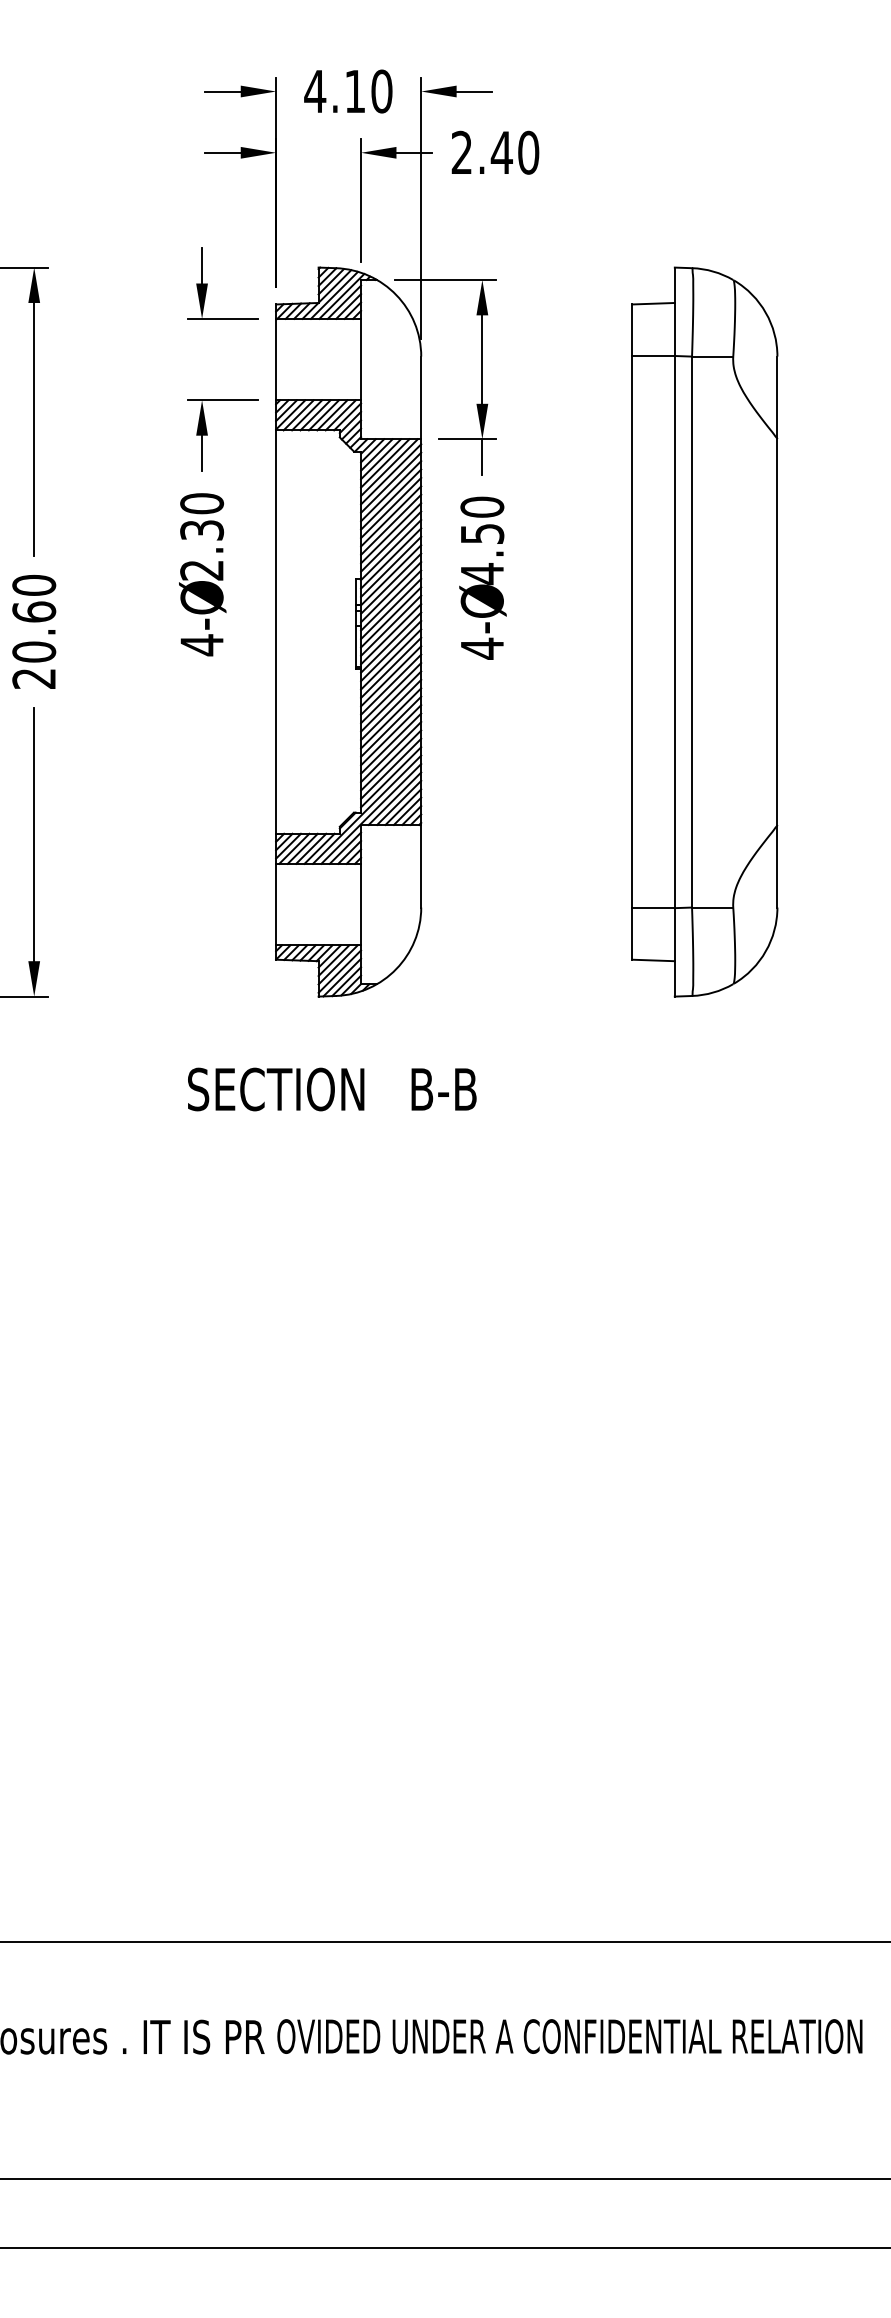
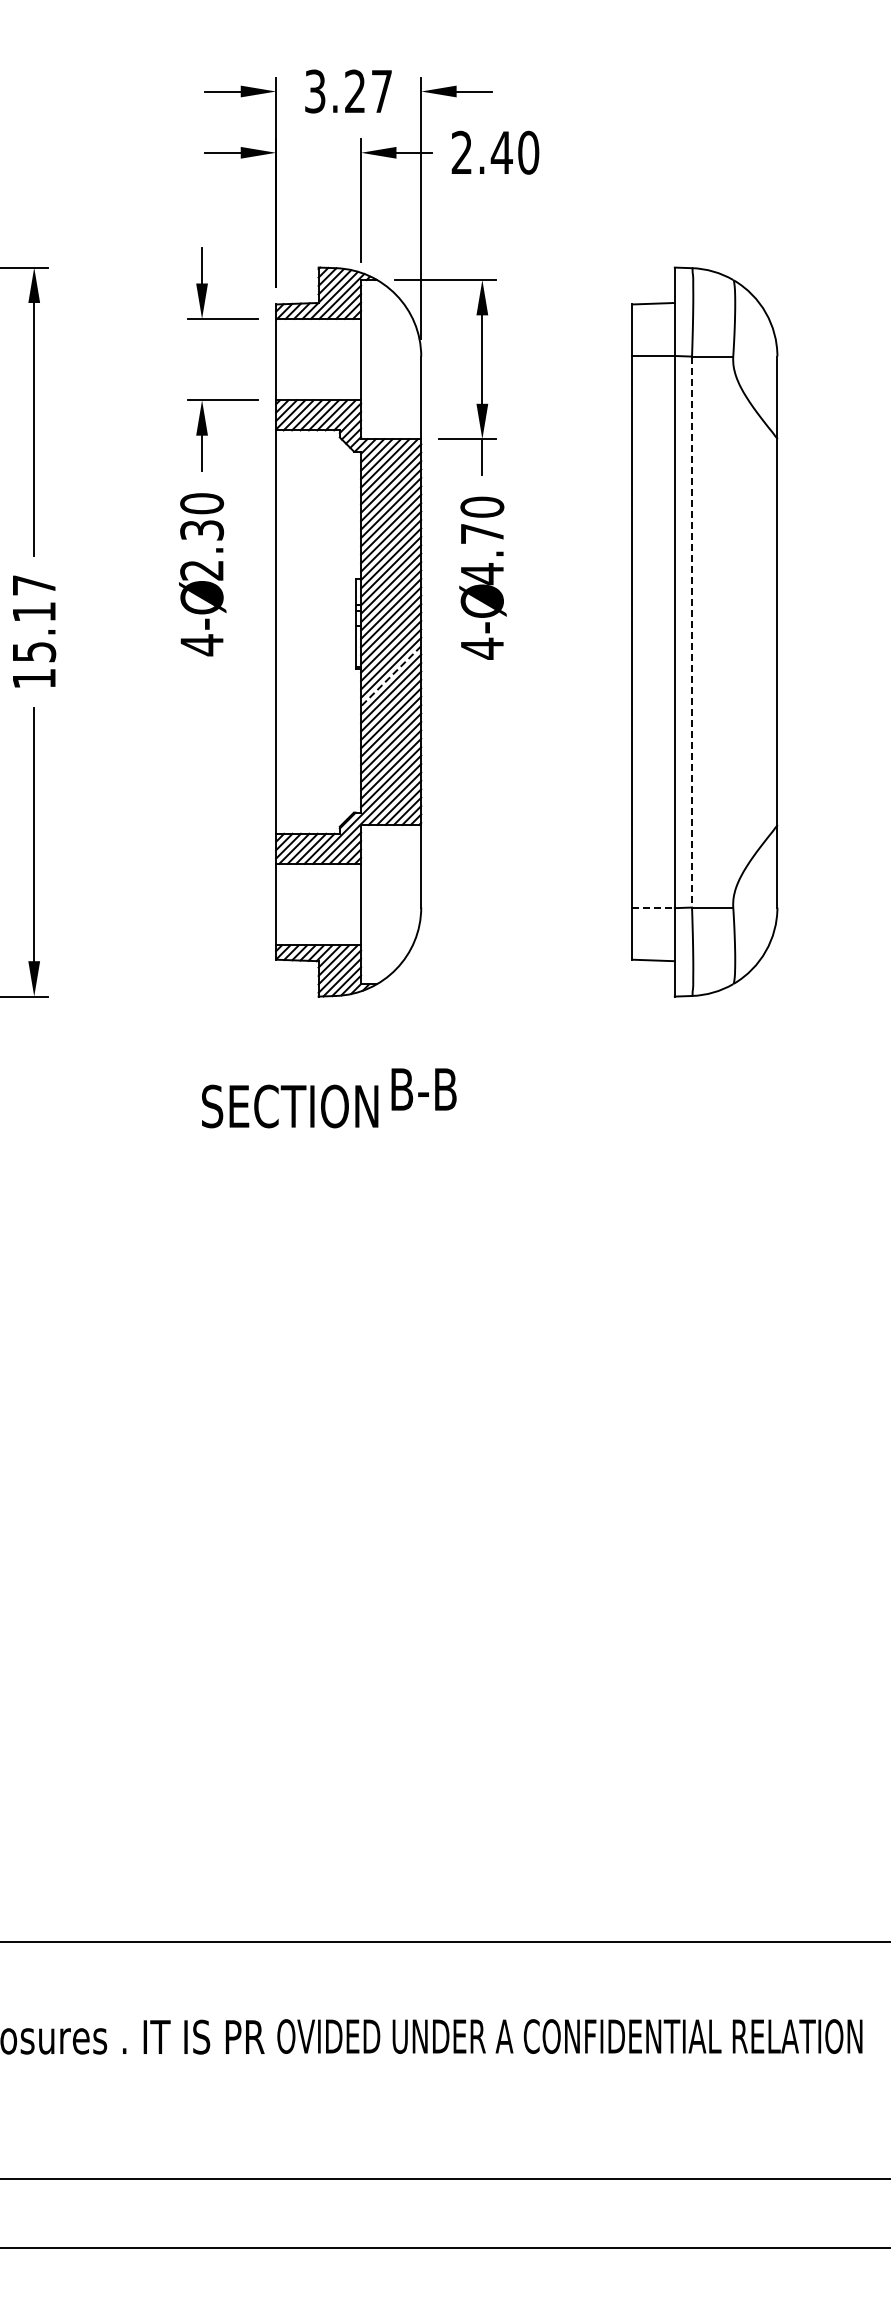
text: 4.10 -> 3.27 (348, 91)
text: 4.50 -> 4.70 (482, 533)
text: 20.60 -> 15.17 (34, 631)
line: solid -> dashed (692, 632)
line: solid -> dashed (391, 676)
line: solid -> dashed (654, 908)
text position: (276, 1089) -> (290, 1106) (290, 1106)
text position: (443, 1089) -> (423, 1089) (423, 1089)
